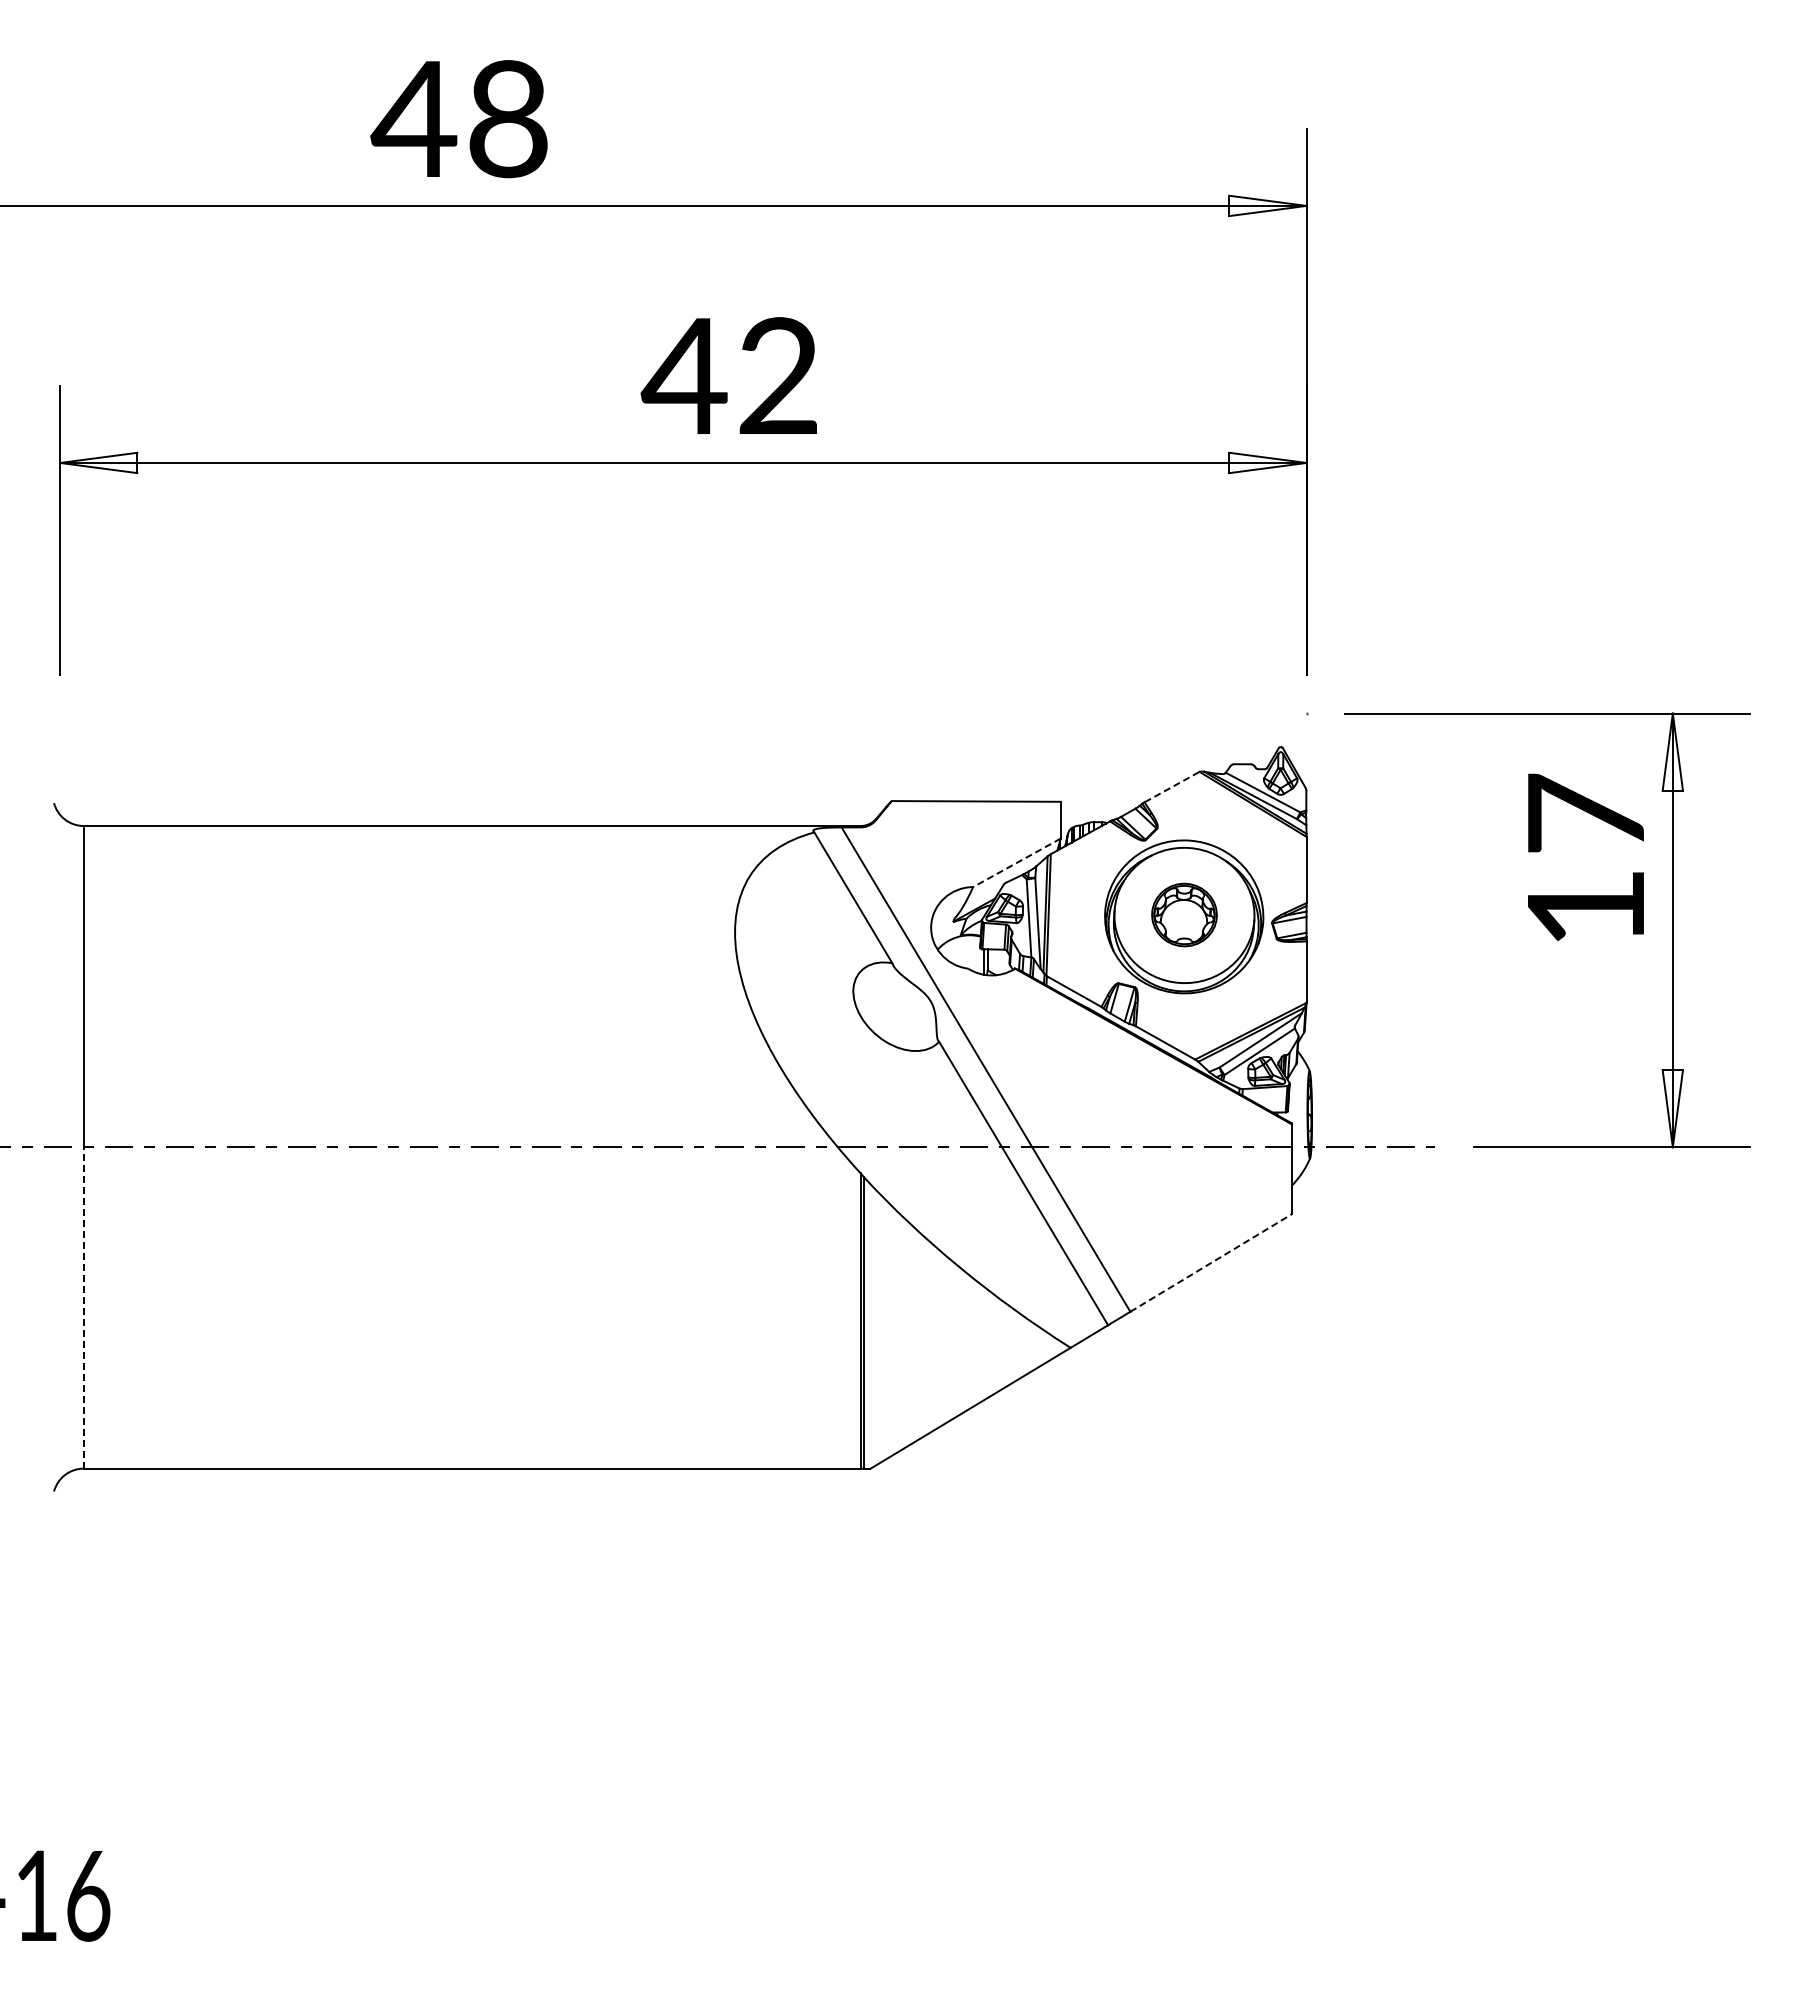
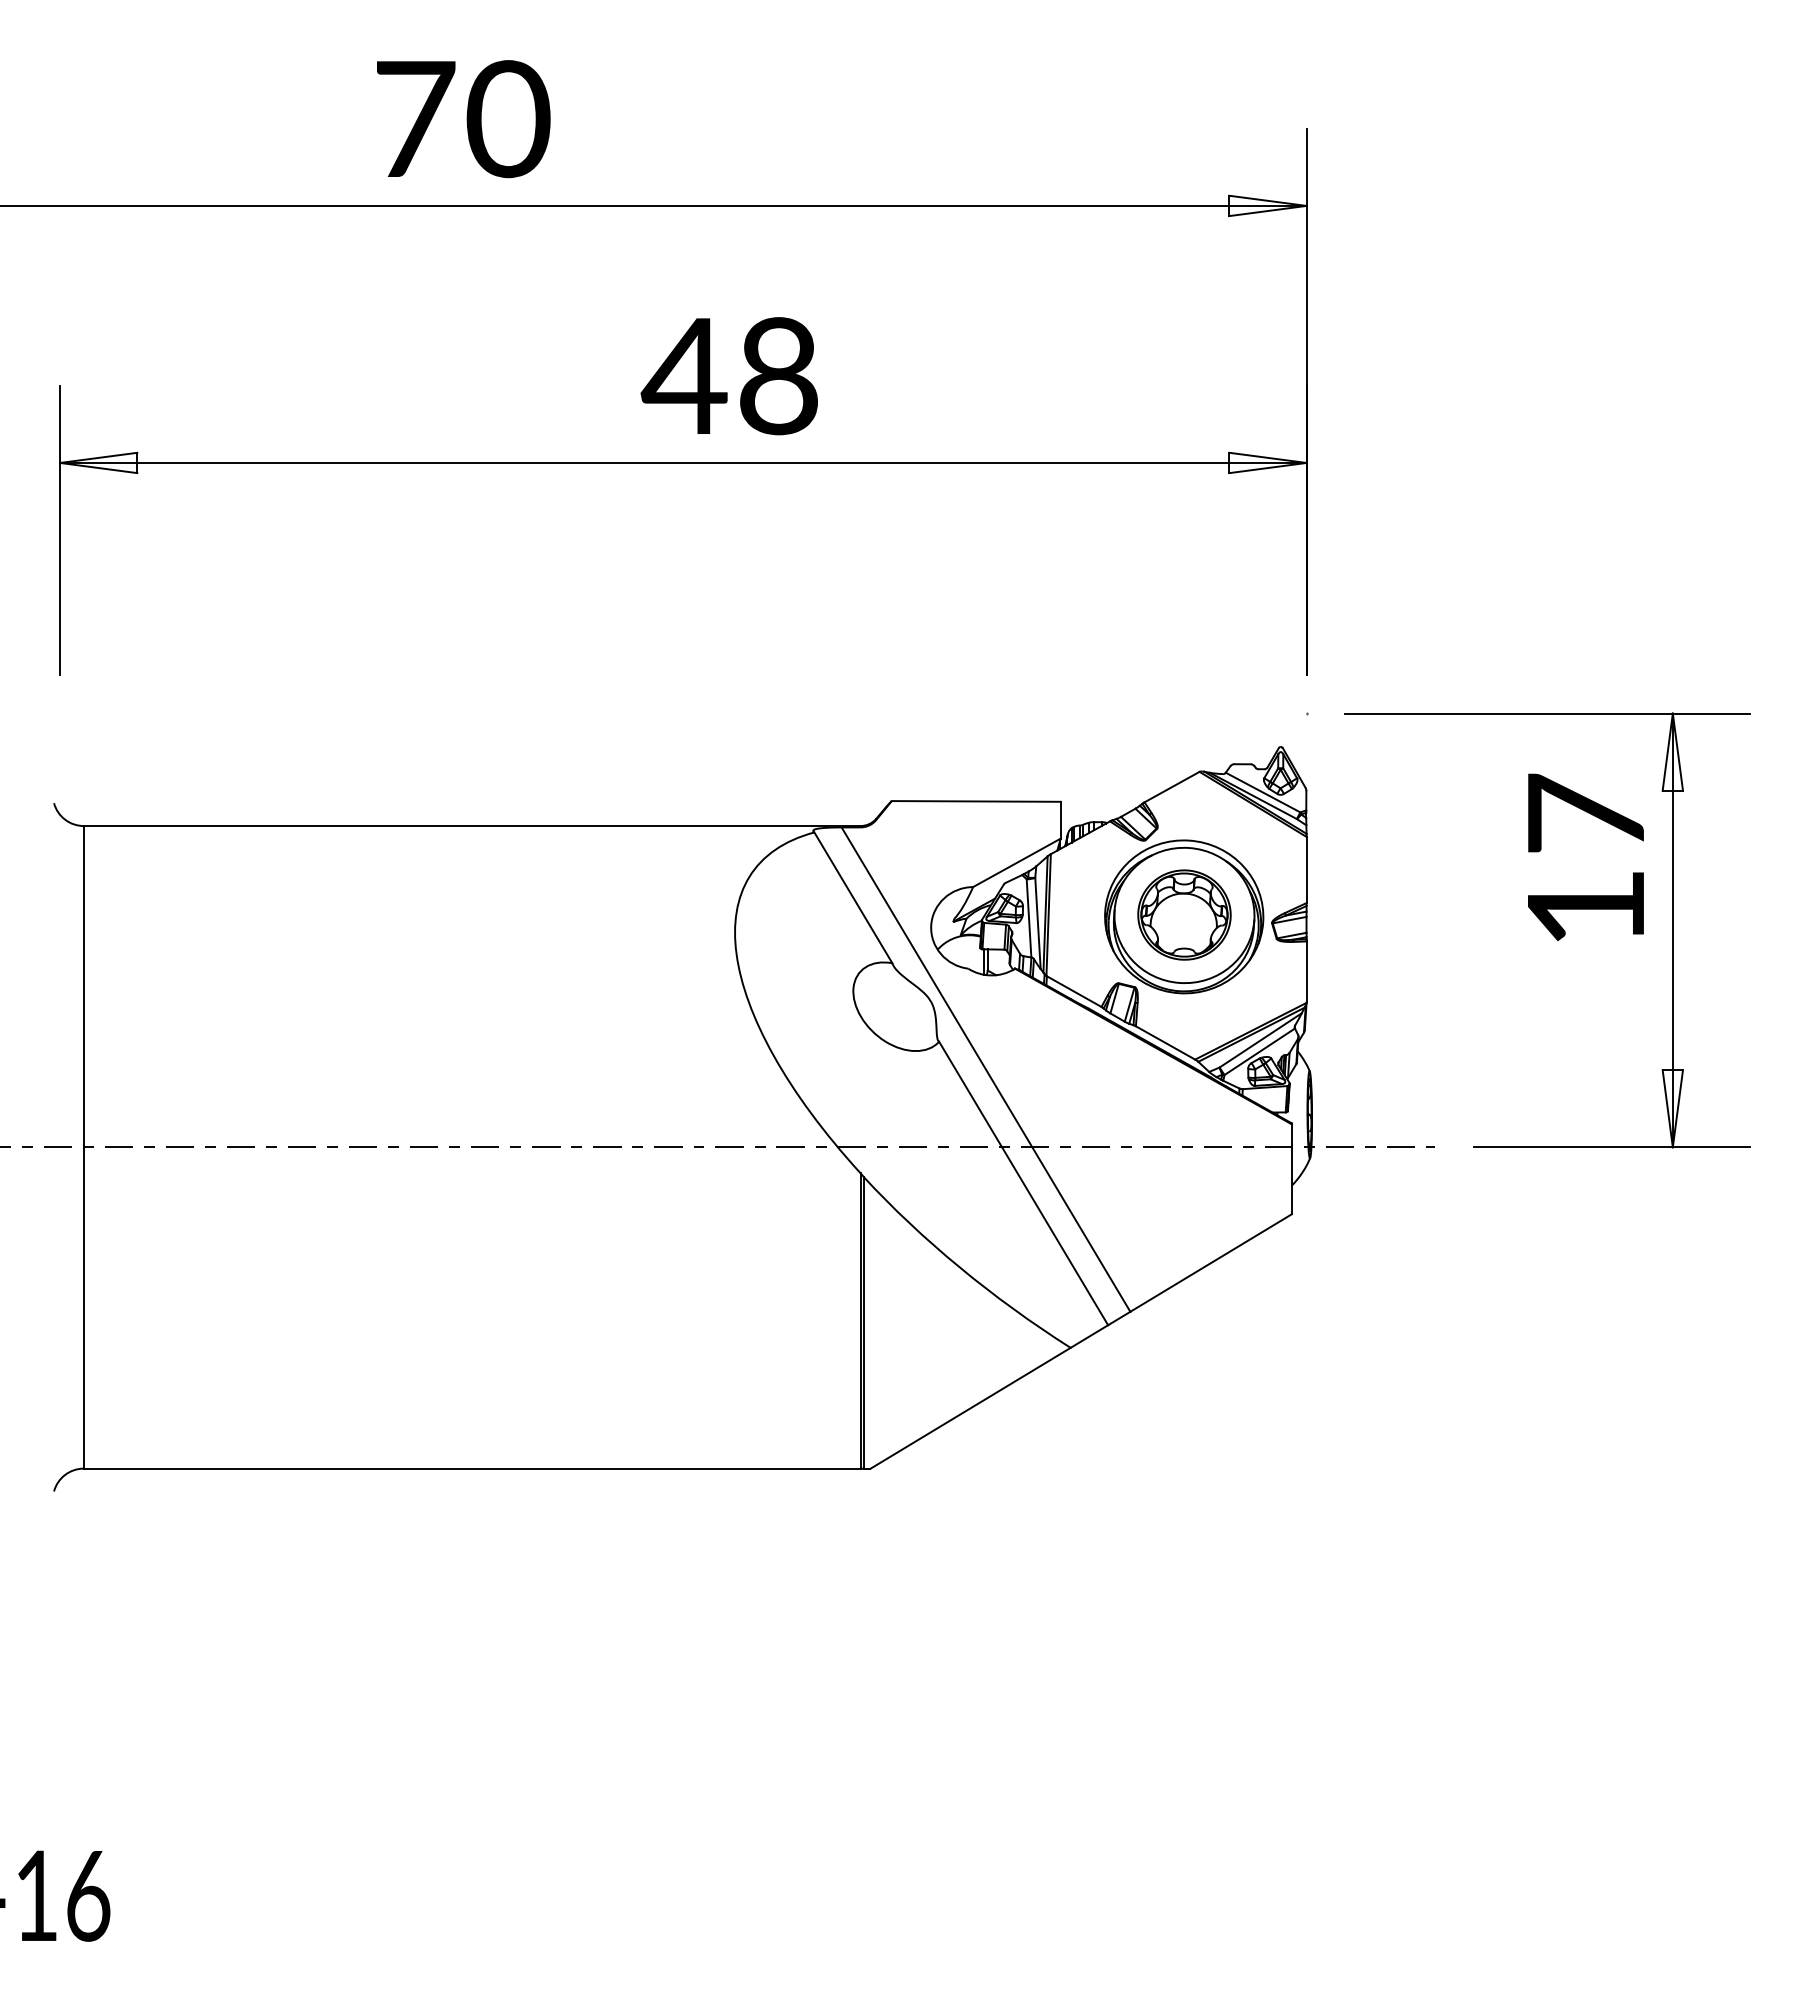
text: 48 -> 70 (460, 119)
text: 42 -> 48 (778, 376)
line: dashed -> solid (1171, 787)
line: dashed -> solid (1016, 863)
part size: 67x66 px -> 95x92 px (1184, 914)
line: dashed -> solid (1211, 1262)
line: dashed -> solid (83, 1307)
